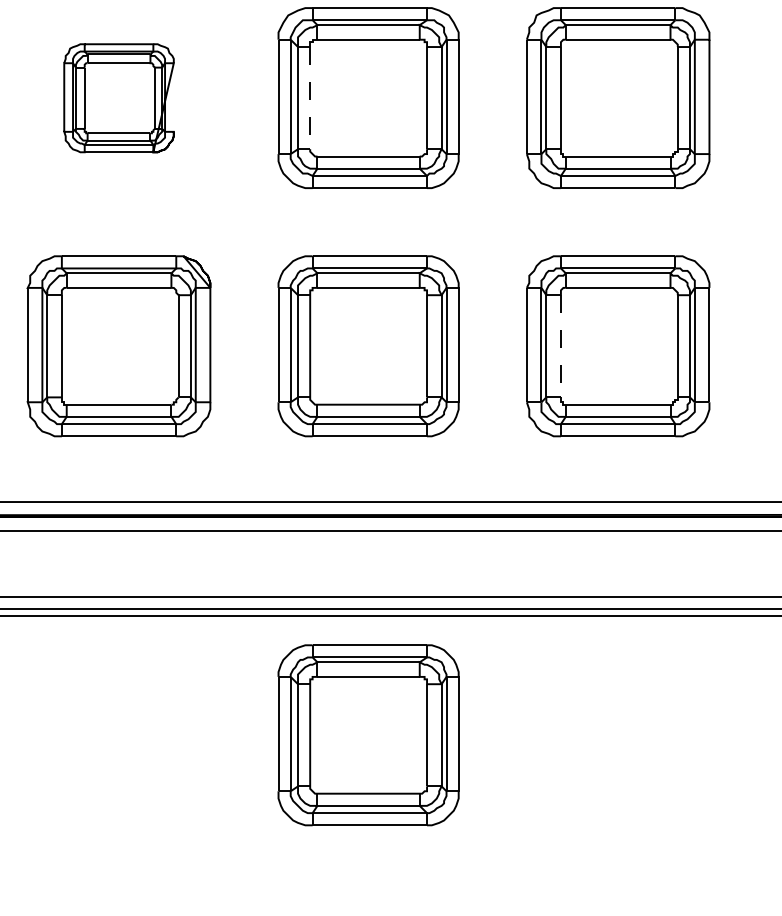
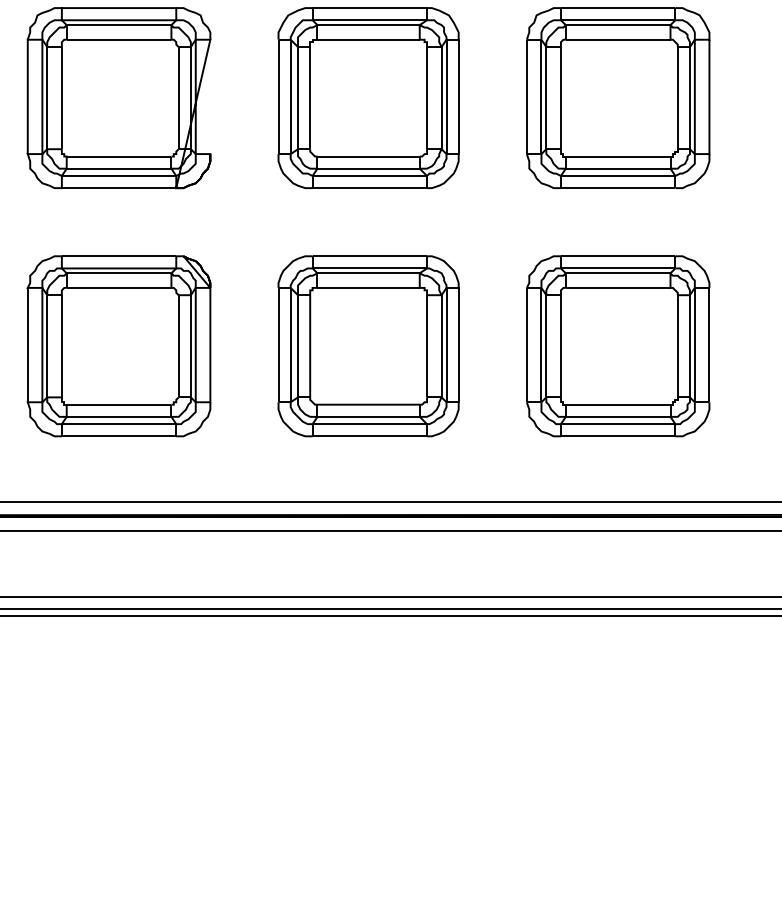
part size: 112x111 px -> 186x183 px (118, 98)
line: dashed -> solid (310, 98)
line: dashed -> solid (560, 346)
part: present -> none (368, 735)
